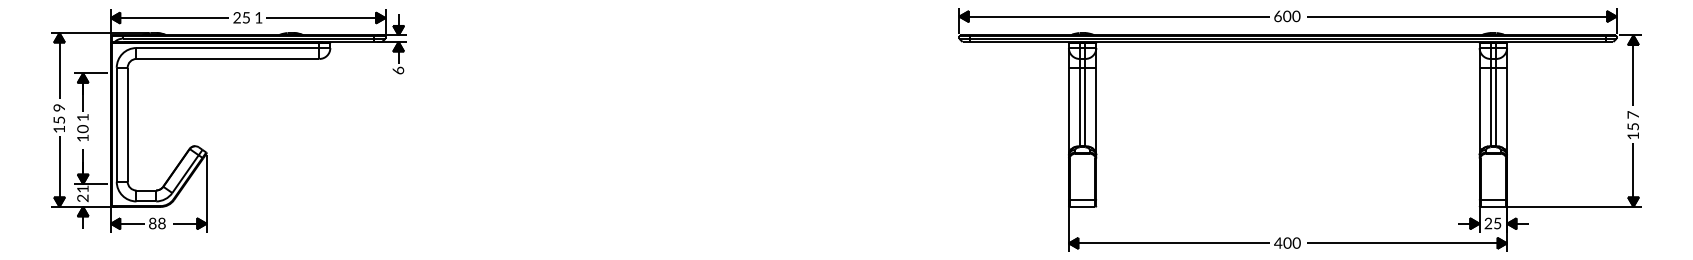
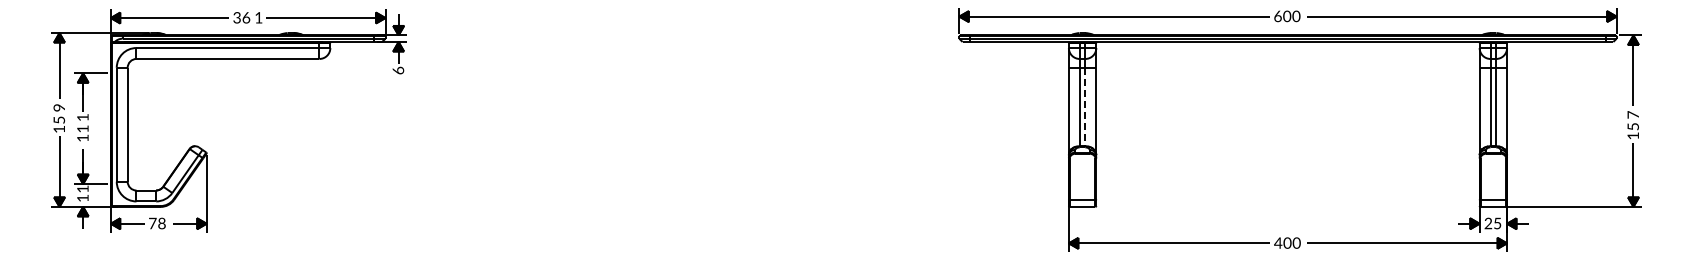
text: 25 -> 36 (241, 17)
line: solid -> dashed (1085, 107)
text: 10 -> 11 (82, 129)
text: 21 -> 11 (82, 198)
text: 88 -> 78 (152, 223)
